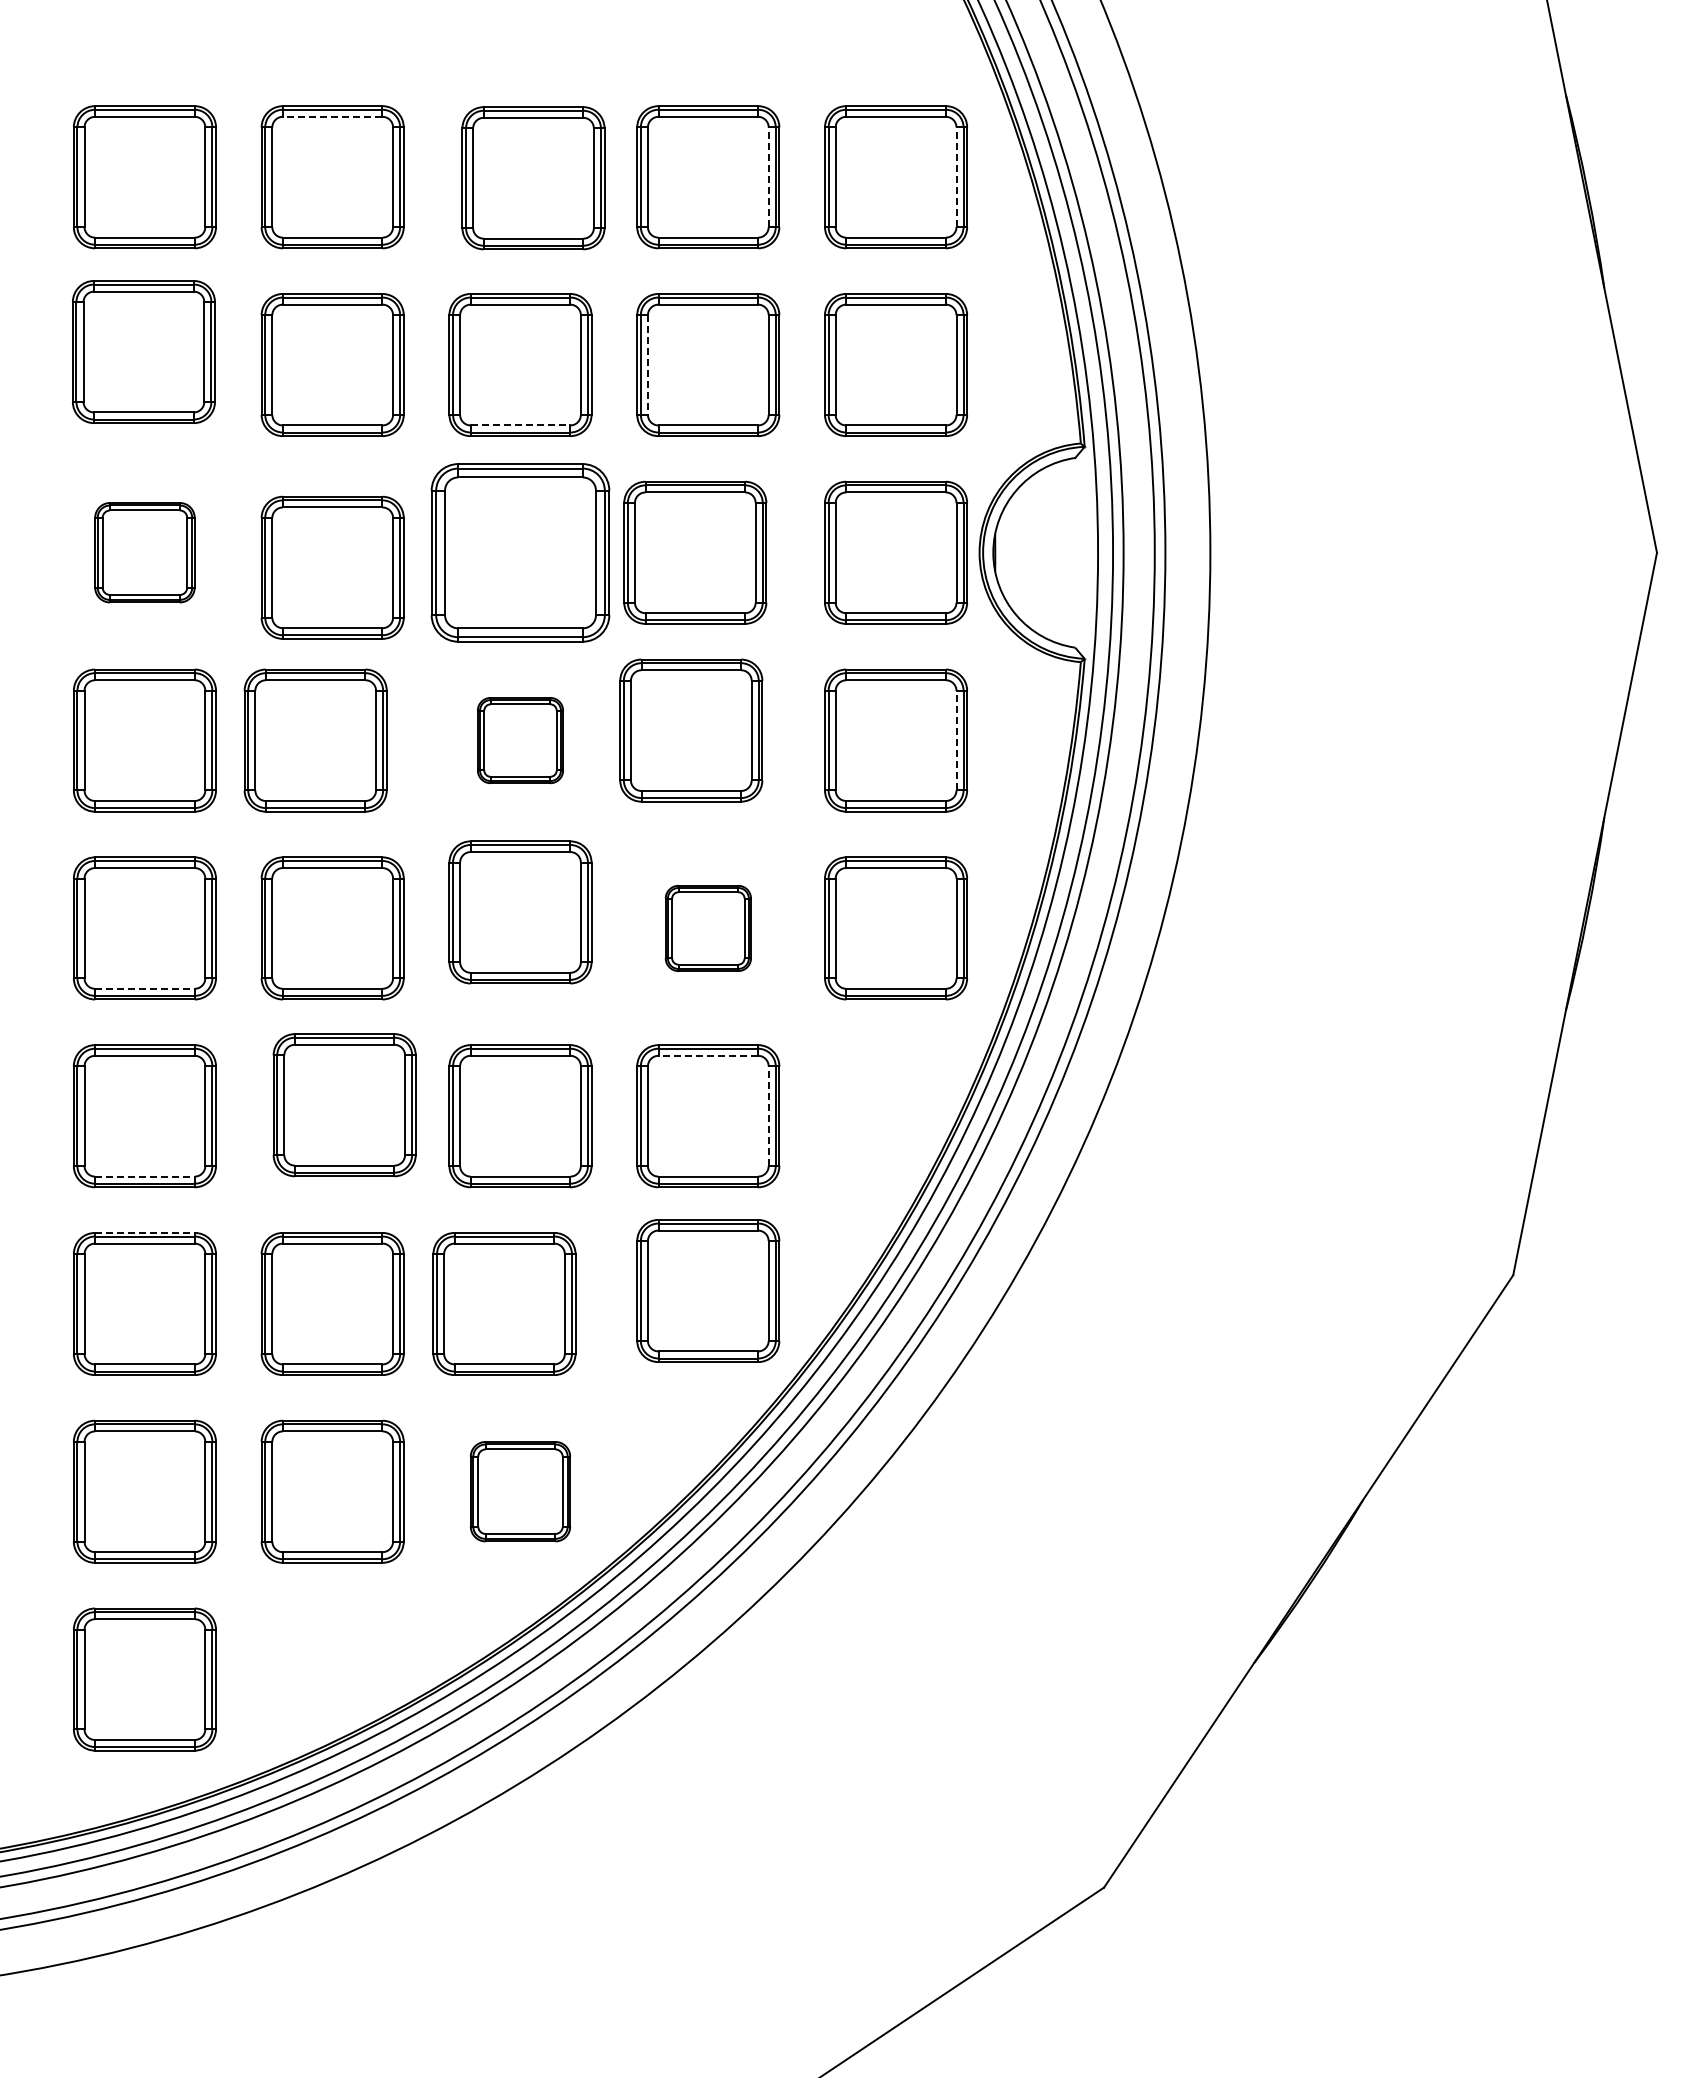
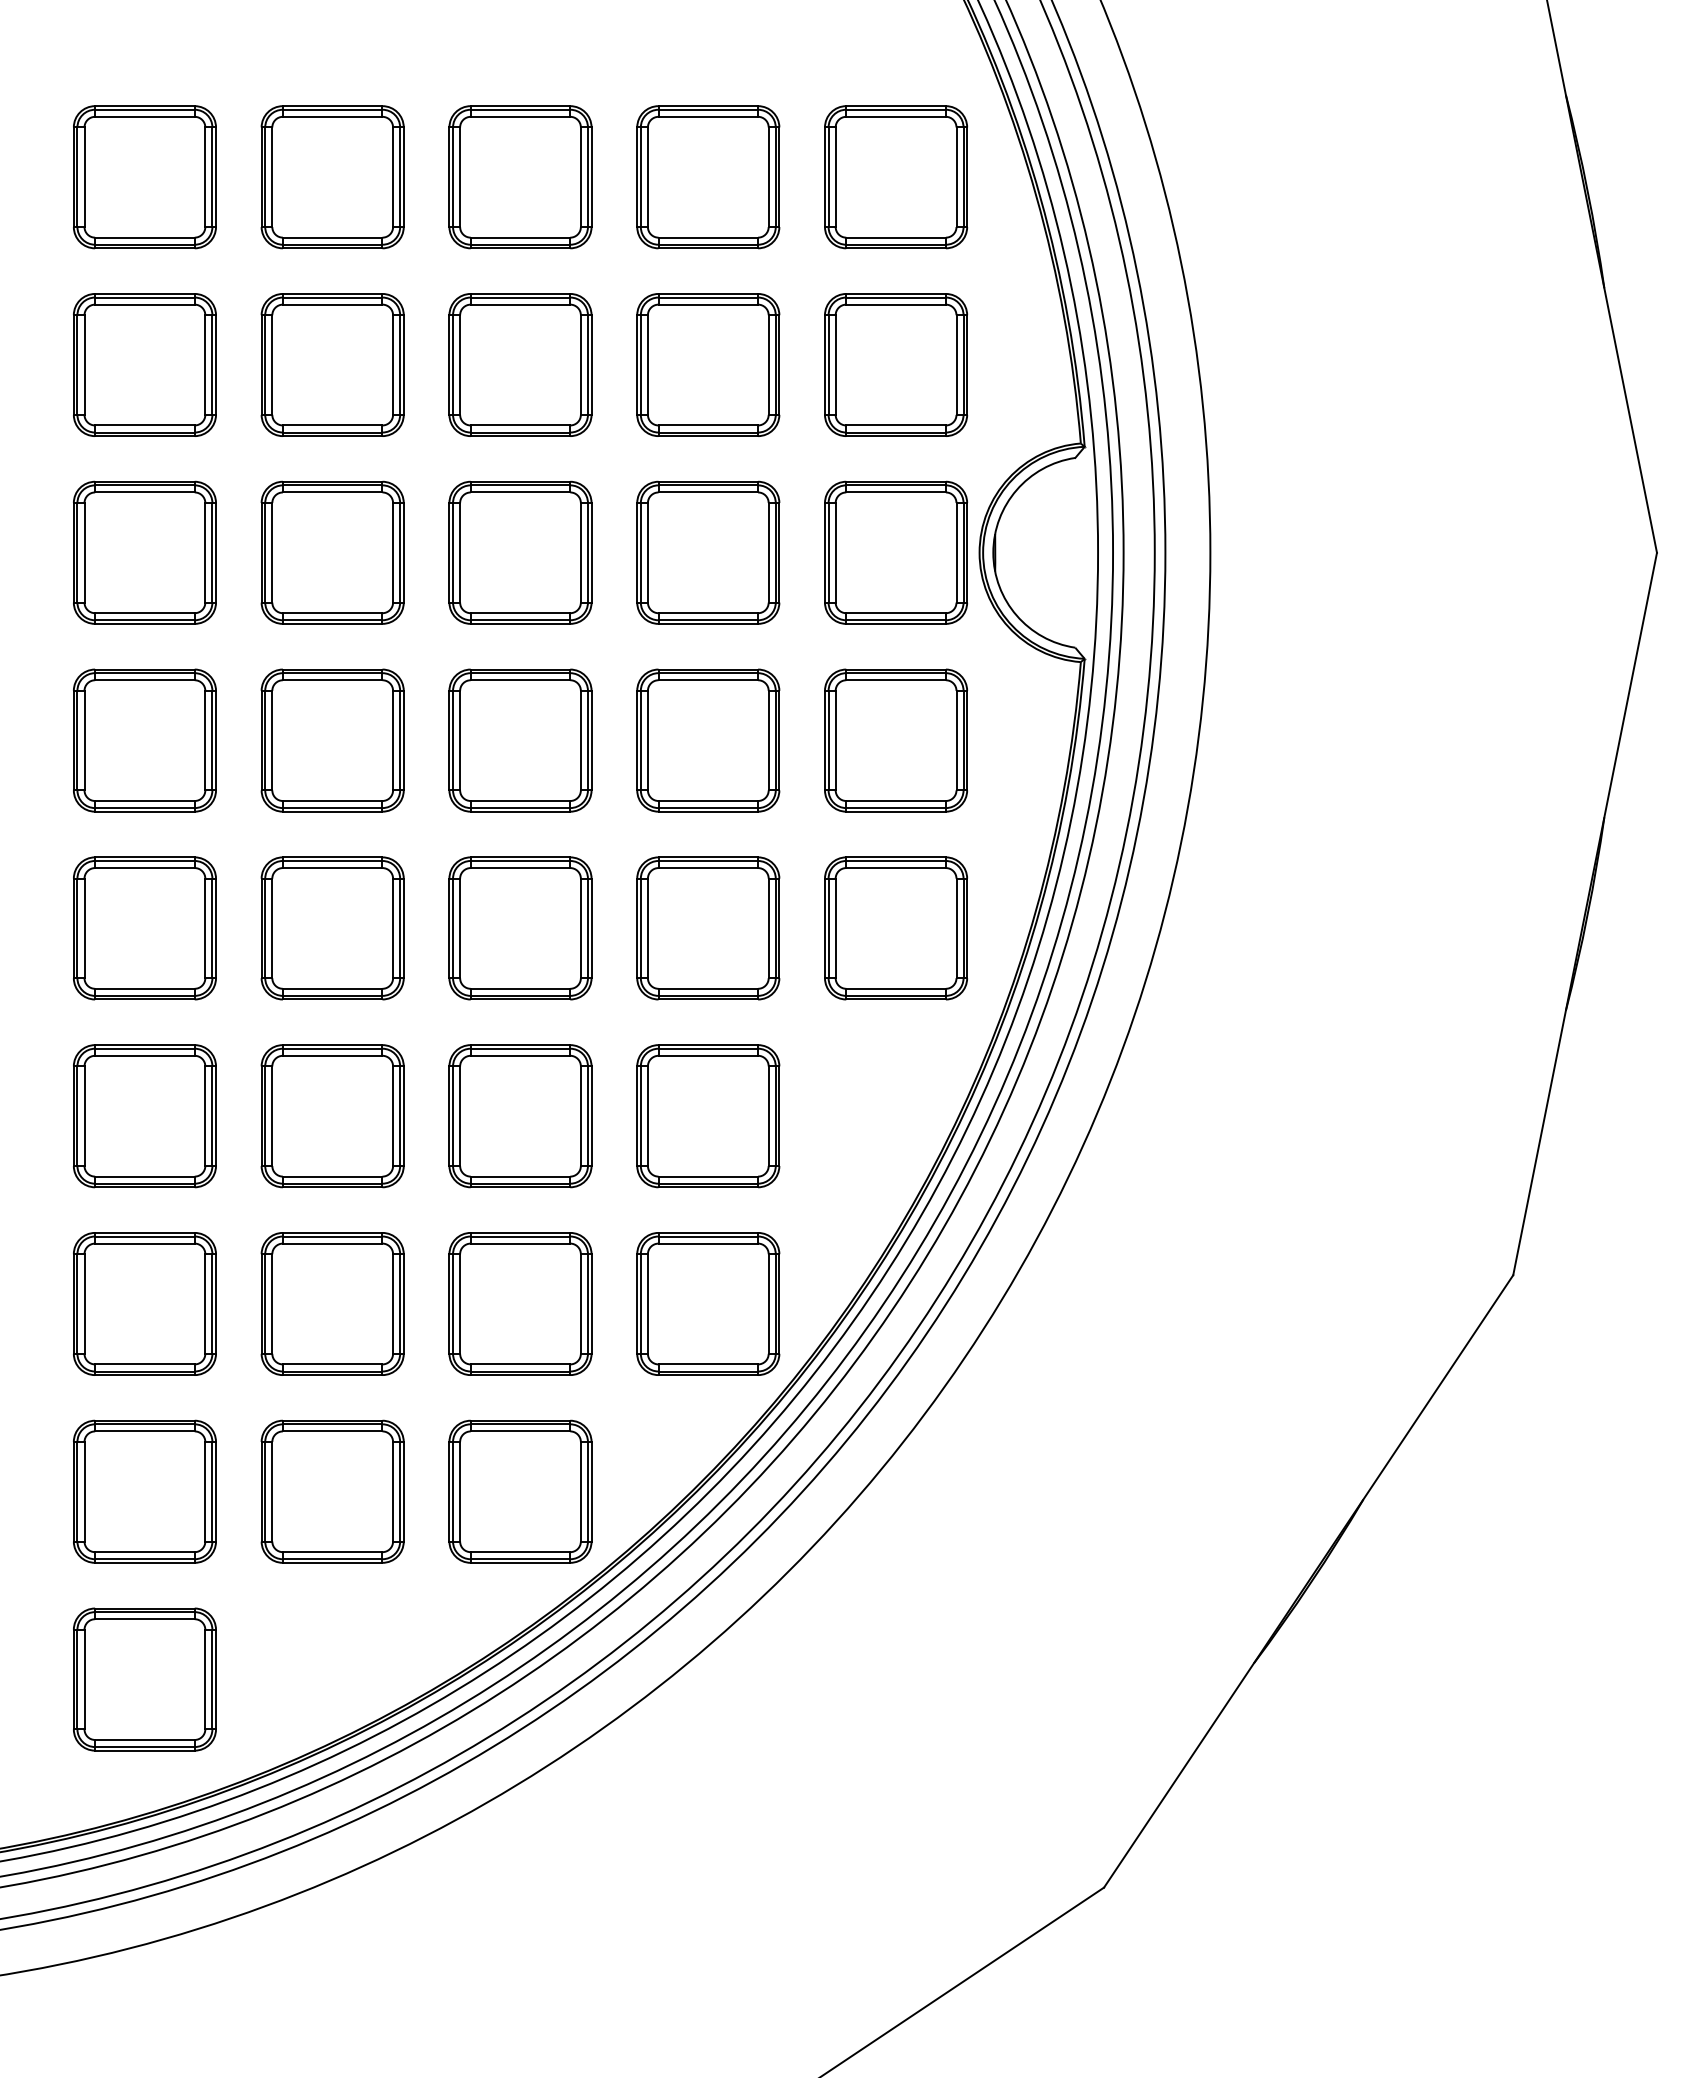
line: dashed -> solid (332, 116)
line: dashed -> solid (768, 177)
line: dashed -> solid (956, 177)
part position: (533, 178) -> (520, 177) (520, 177)
part position: (143, 351) -> (144, 364) (144, 364)
line: dashed -> solid (647, 365)
line: dashed -> solid (520, 425)
part size: 102x102 px -> 144x145 px (144, 552)
part size: 181x180 px -> 145x145 px (520, 552)
part position: (695, 552) -> (708, 552) (708, 552)
part position: (332, 567) -> (332, 552) (332, 552)
part position: (691, 730) -> (708, 740) (708, 740)
part position: (315, 740) -> (332, 740) (332, 740)
part size: 87x88 px -> 145x145 px (520, 740)
line: dashed -> solid (956, 740)
part position: (520, 912) -> (520, 928) (520, 928)
part size: 88x87 px -> 145x145 px (708, 928)
line: dashed -> solid (144, 988)
line: dashed -> solid (708, 1055)
part position: (344, 1105) -> (332, 1116) (332, 1116)
line: dashed -> solid (768, 1116)
line: dashed -> solid (144, 1176)
line: dashed -> solid (144, 1232)
part position: (708, 1290) -> (708, 1303) (708, 1303)
part position: (504, 1303) -> (520, 1303) (520, 1303)
part size: 103x102 px -> 145x145 px (520, 1491)
